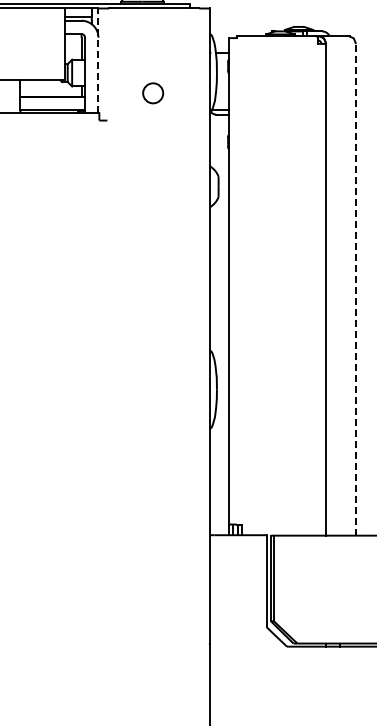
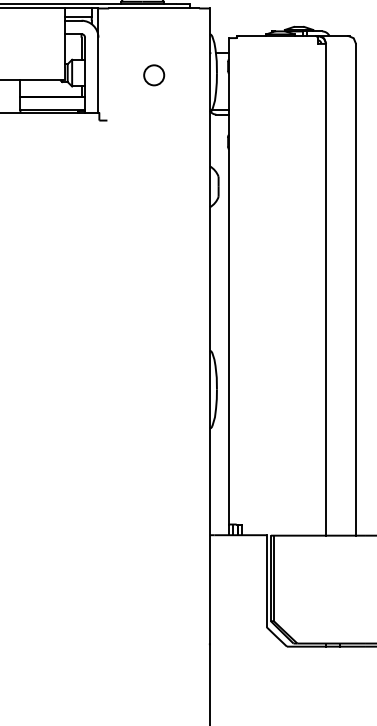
line: dashed -> solid (98, 60)
circle position: (153, 93) -> (154, 75) (154, 75)
line: dashed -> solid (356, 289)
